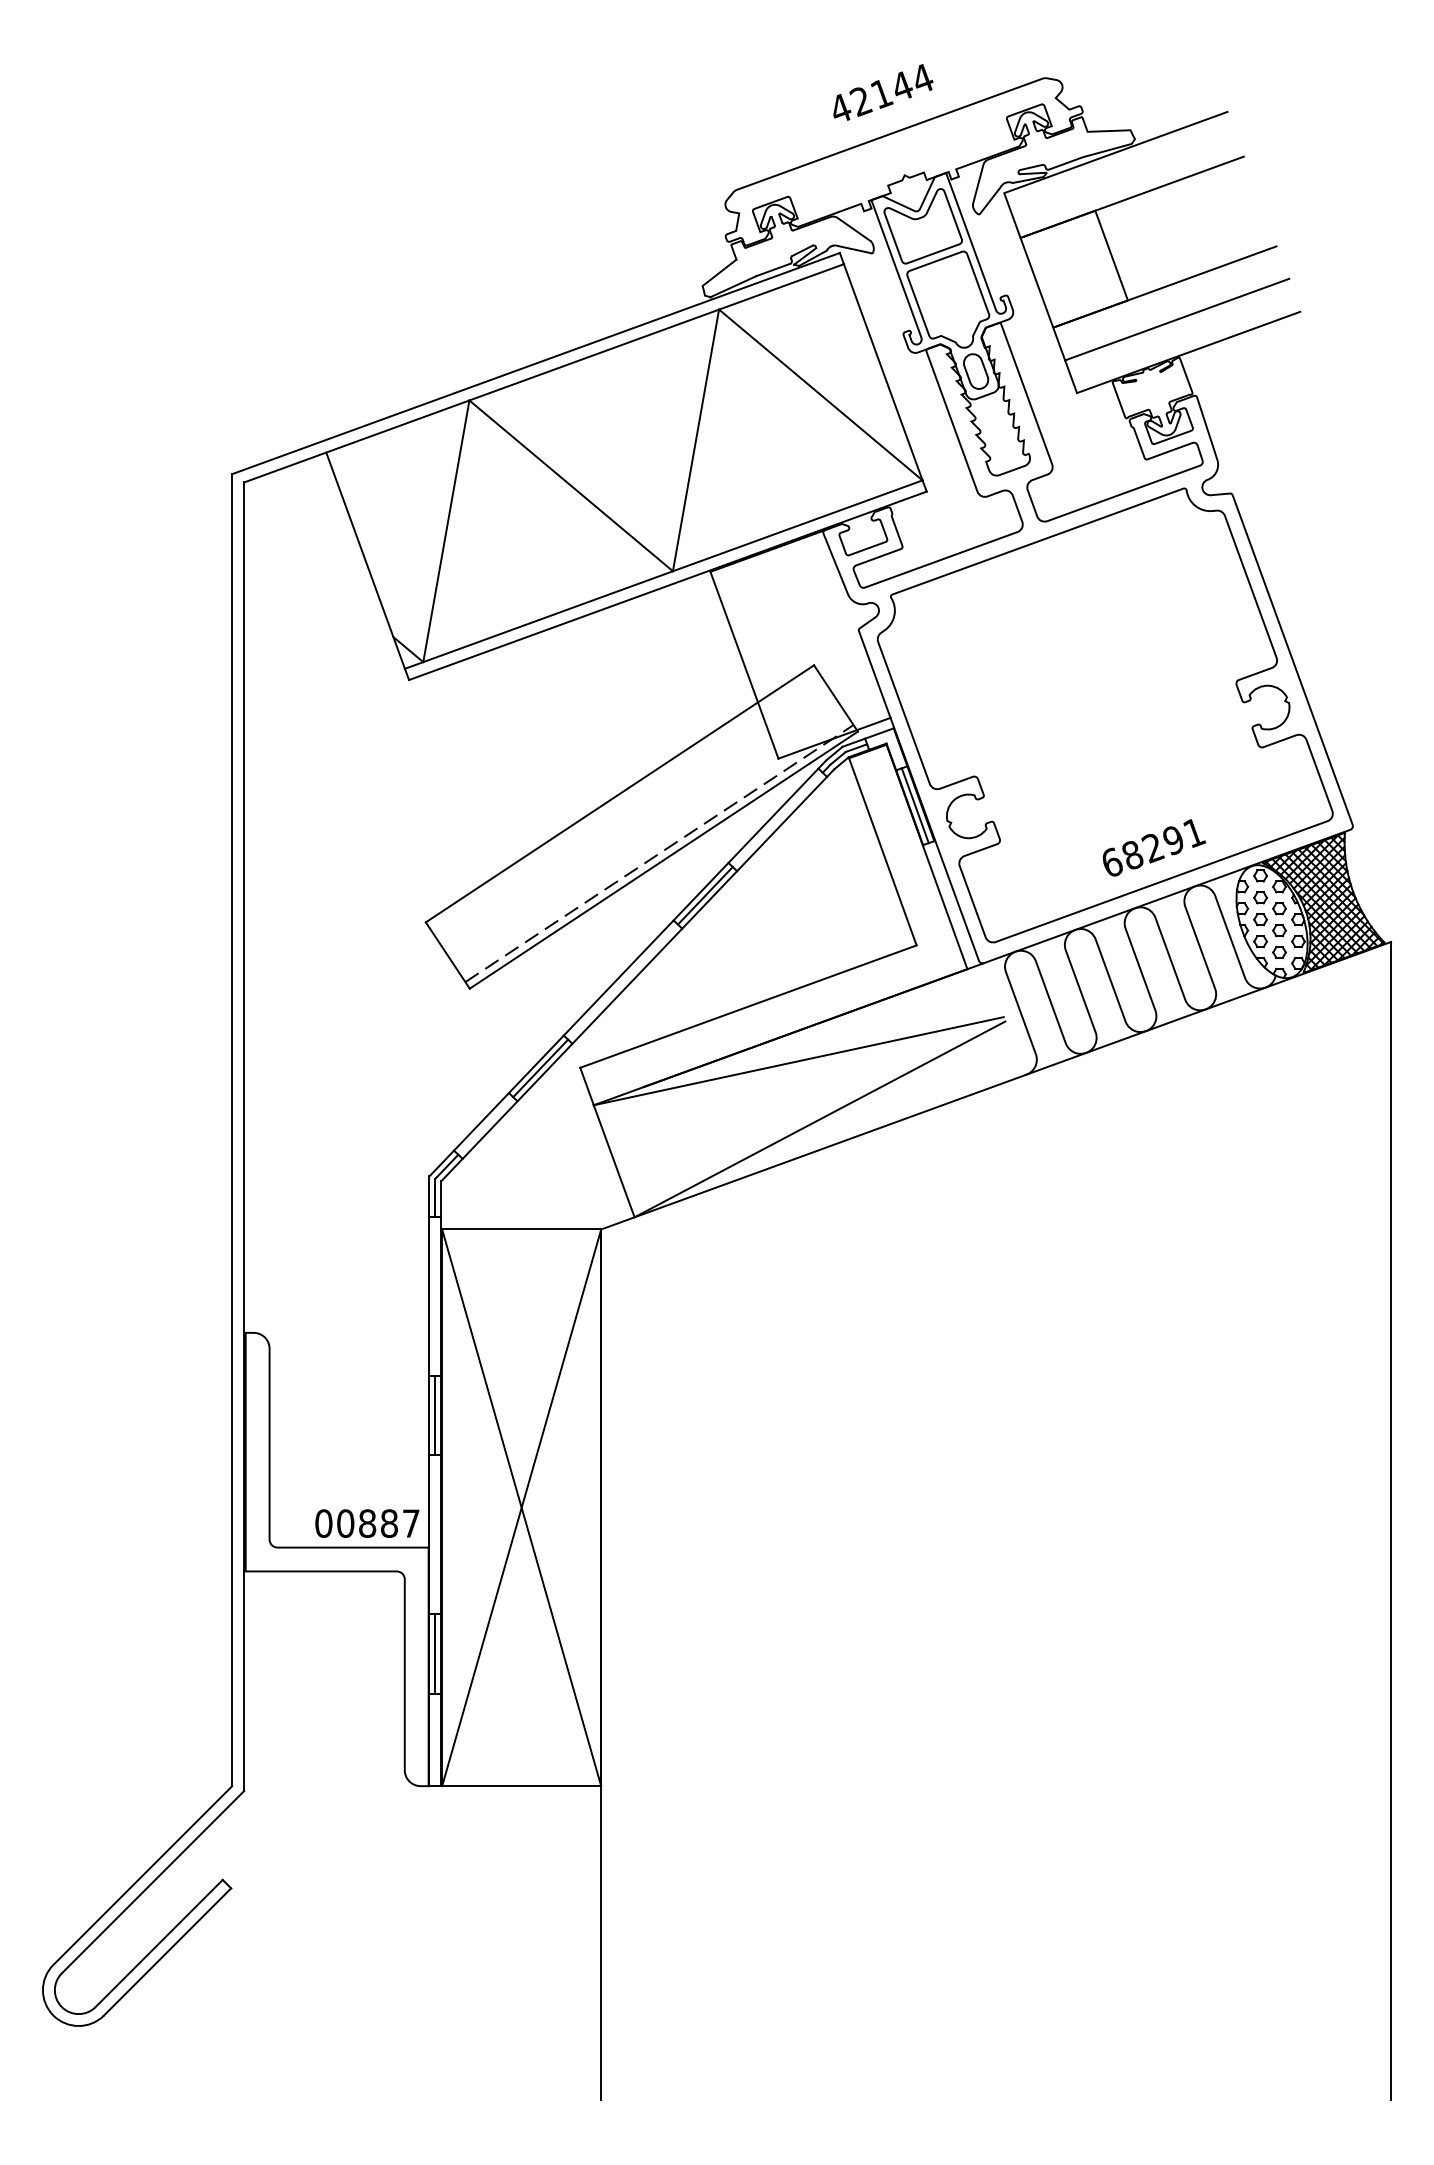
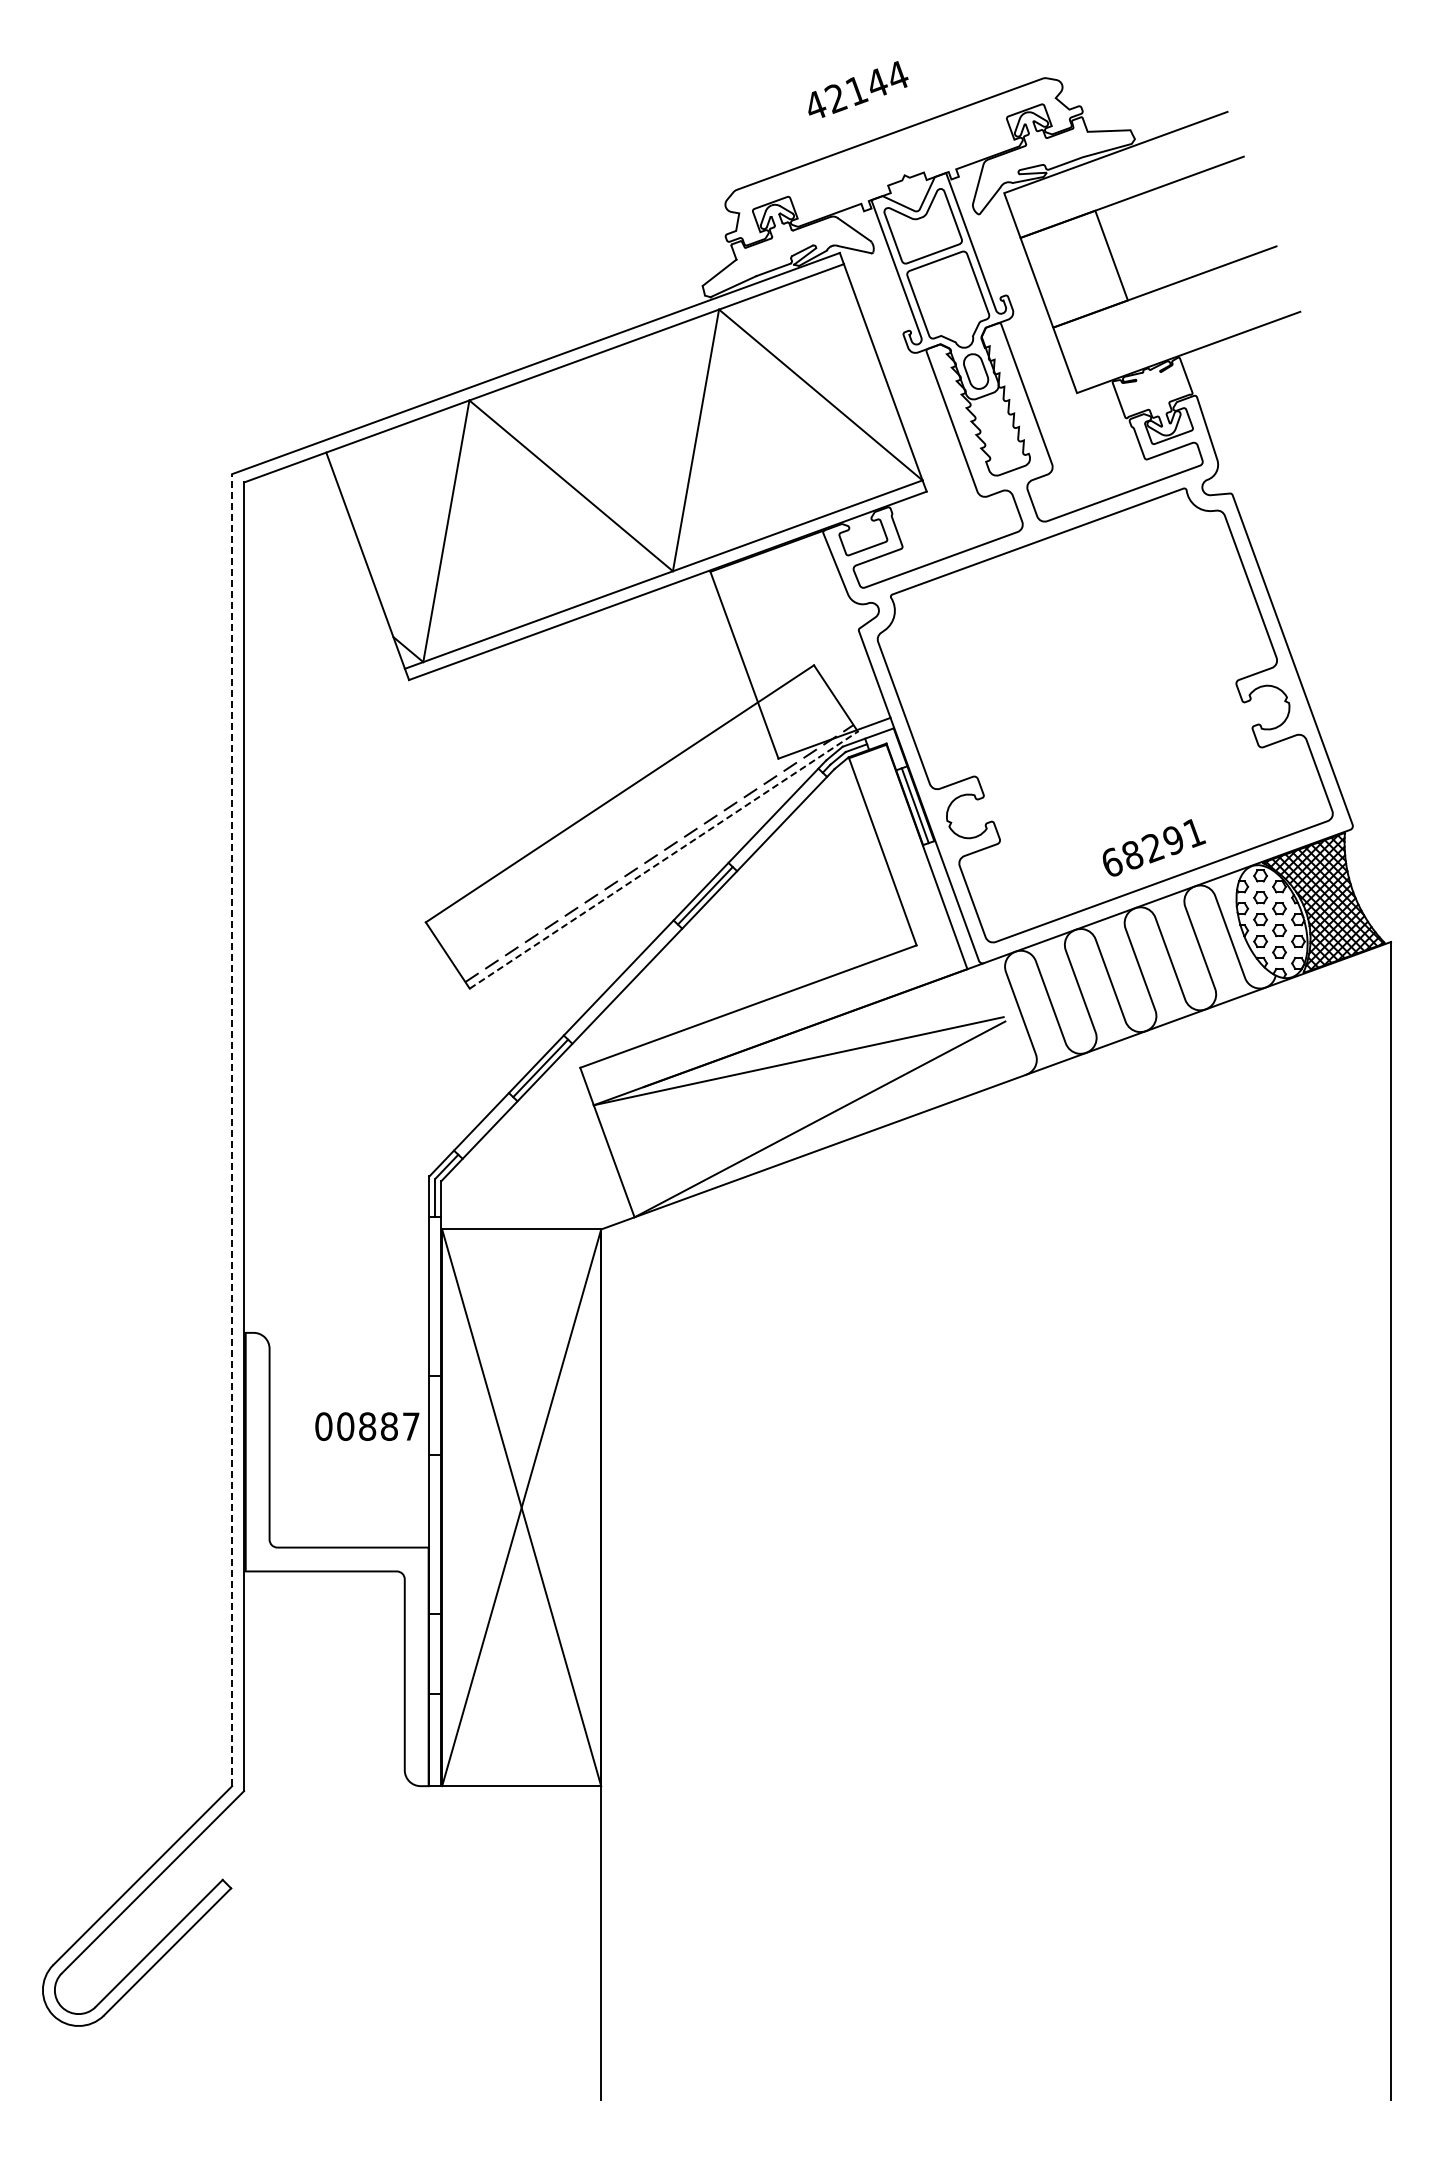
text position: (883, 92) -> (858, 89) (858, 89)
line: present -> none (1177, 319)
line: solid -> dashed (663, 860)
line: solid -> dashed (232, 1129)
line: present -> none (435, 1415)
text position: (367, 1523) -> (367, 1426) (367, 1426)
line: present -> none (435, 1653)
